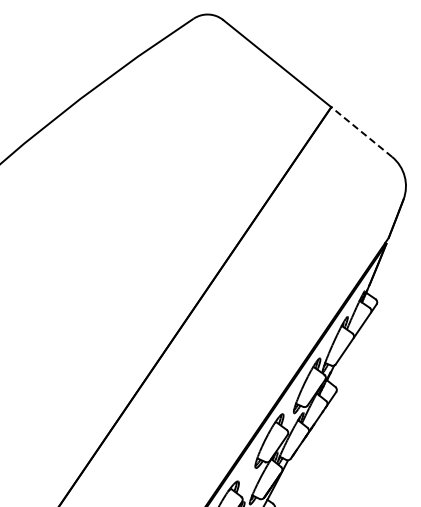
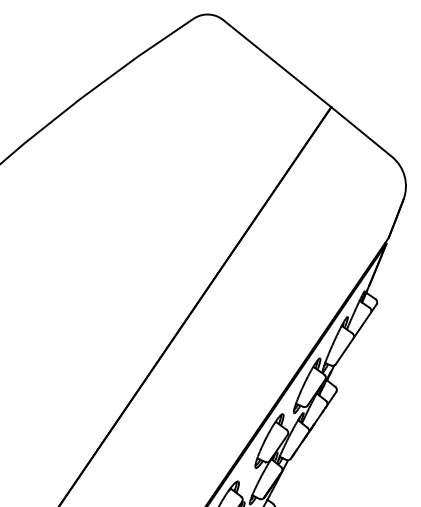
line: dashed -> solid (361, 131)
